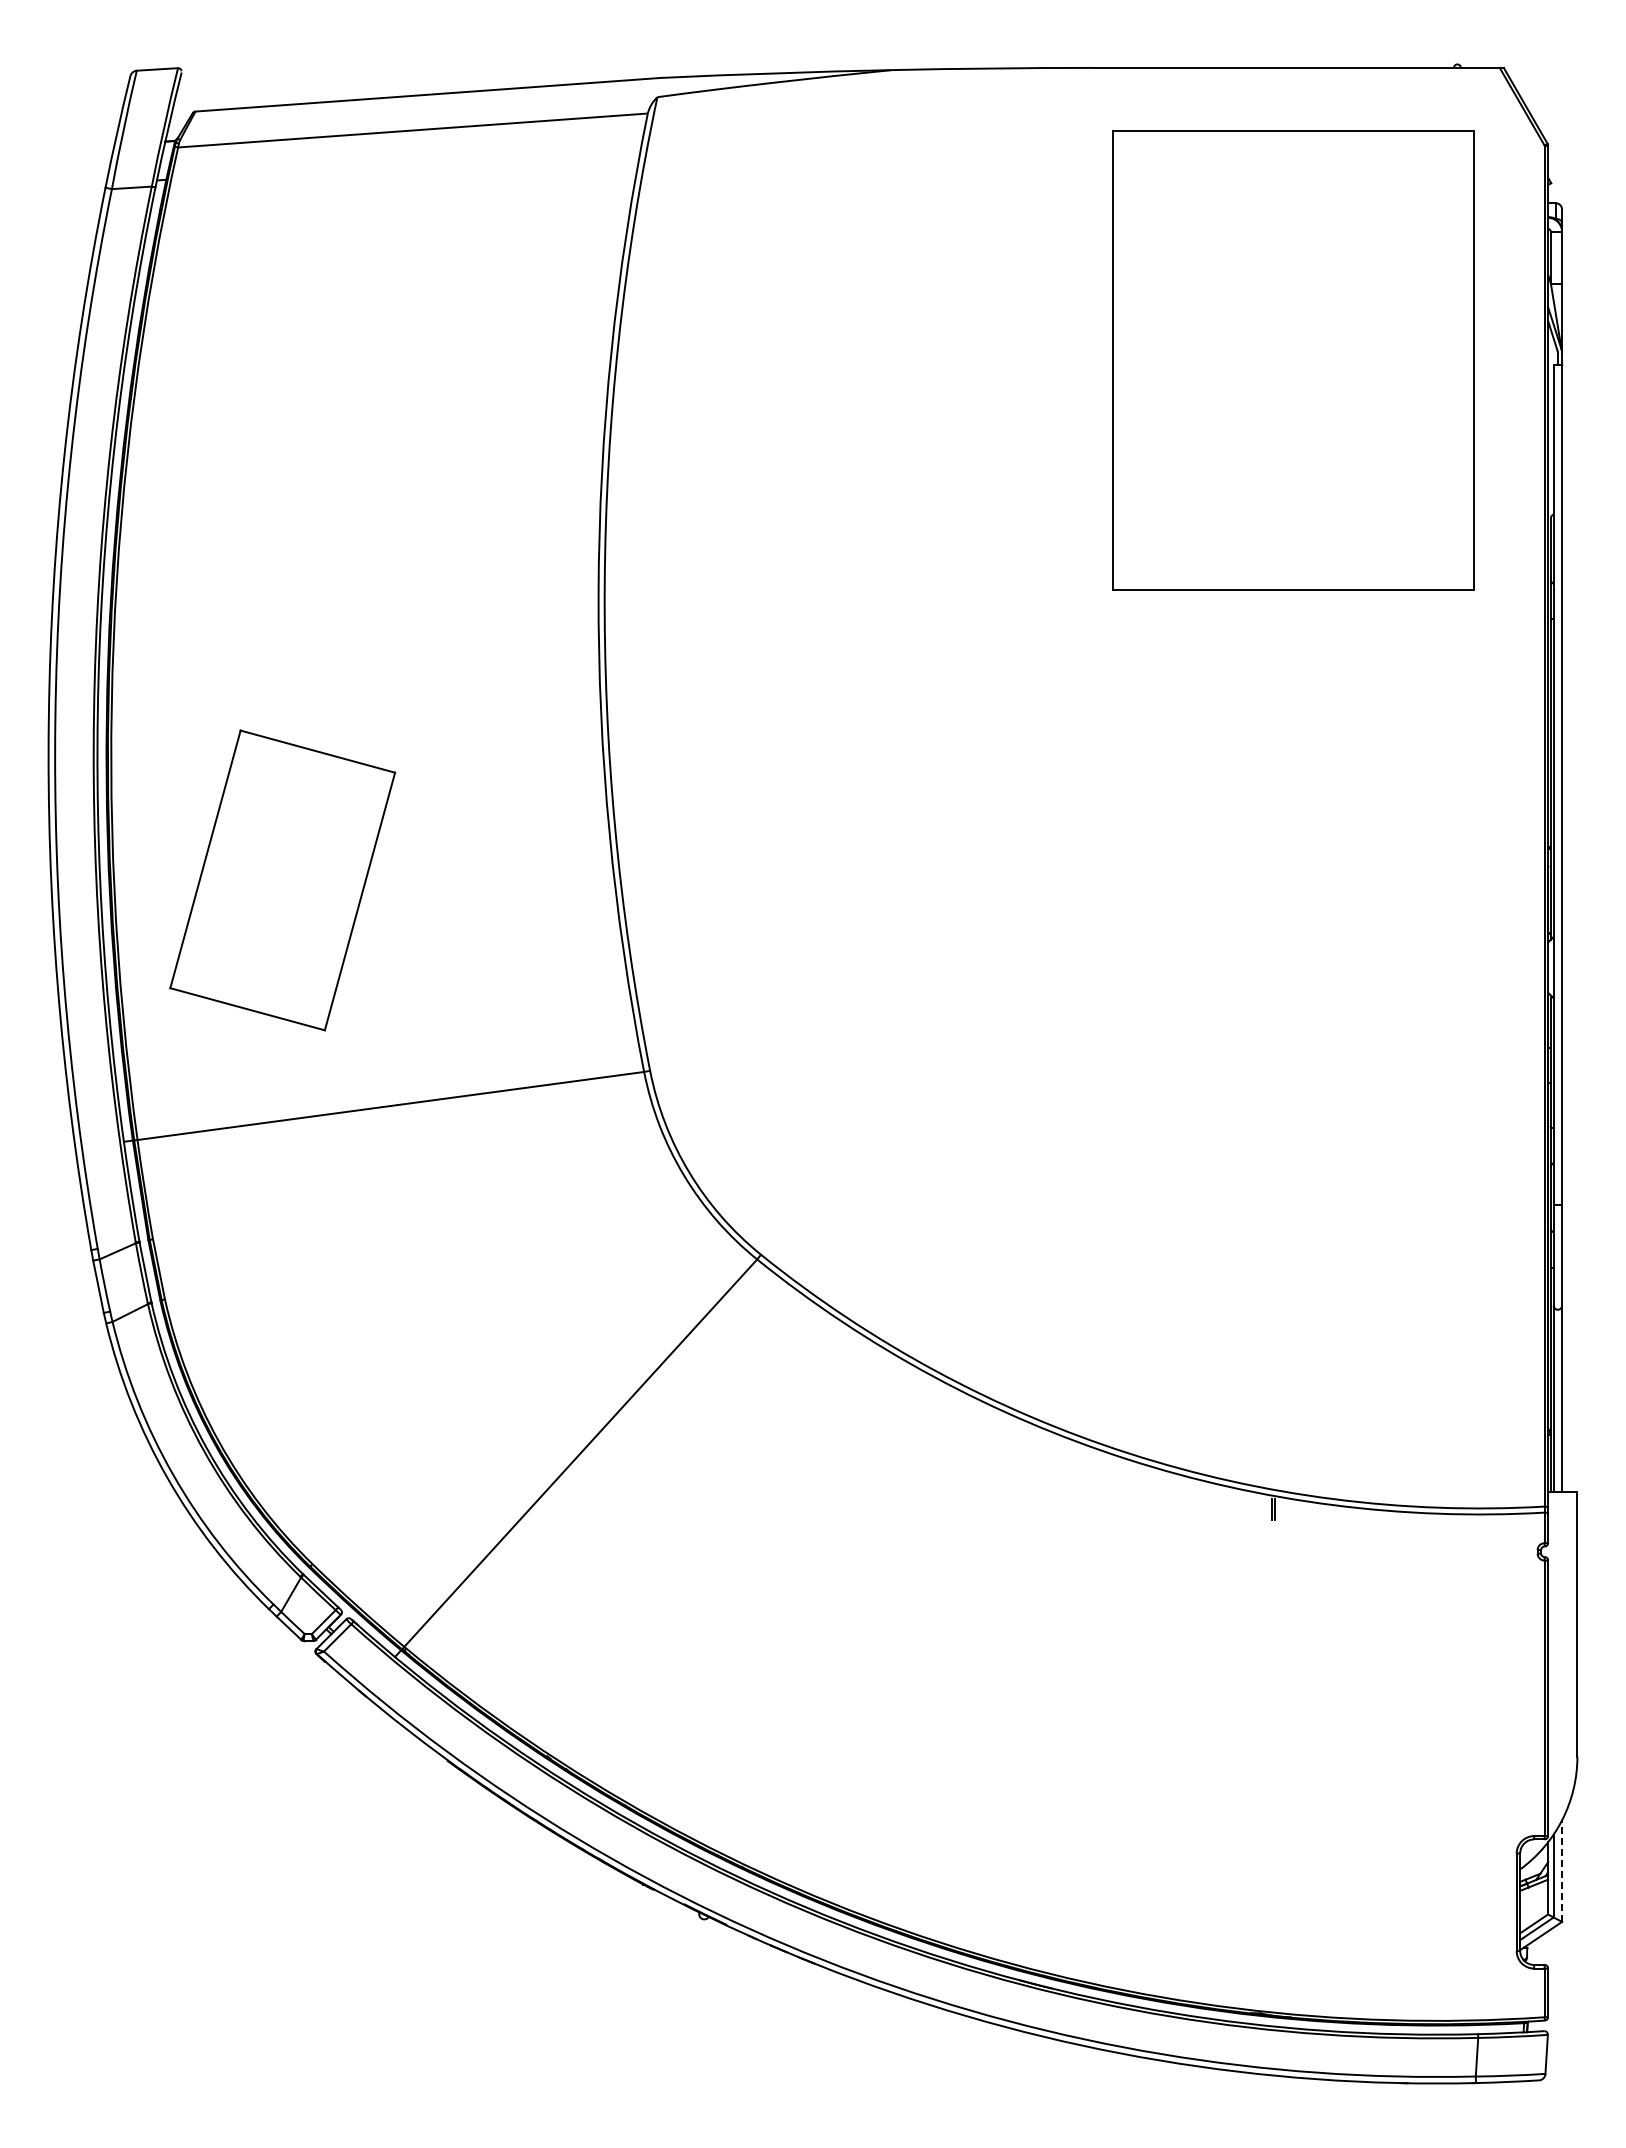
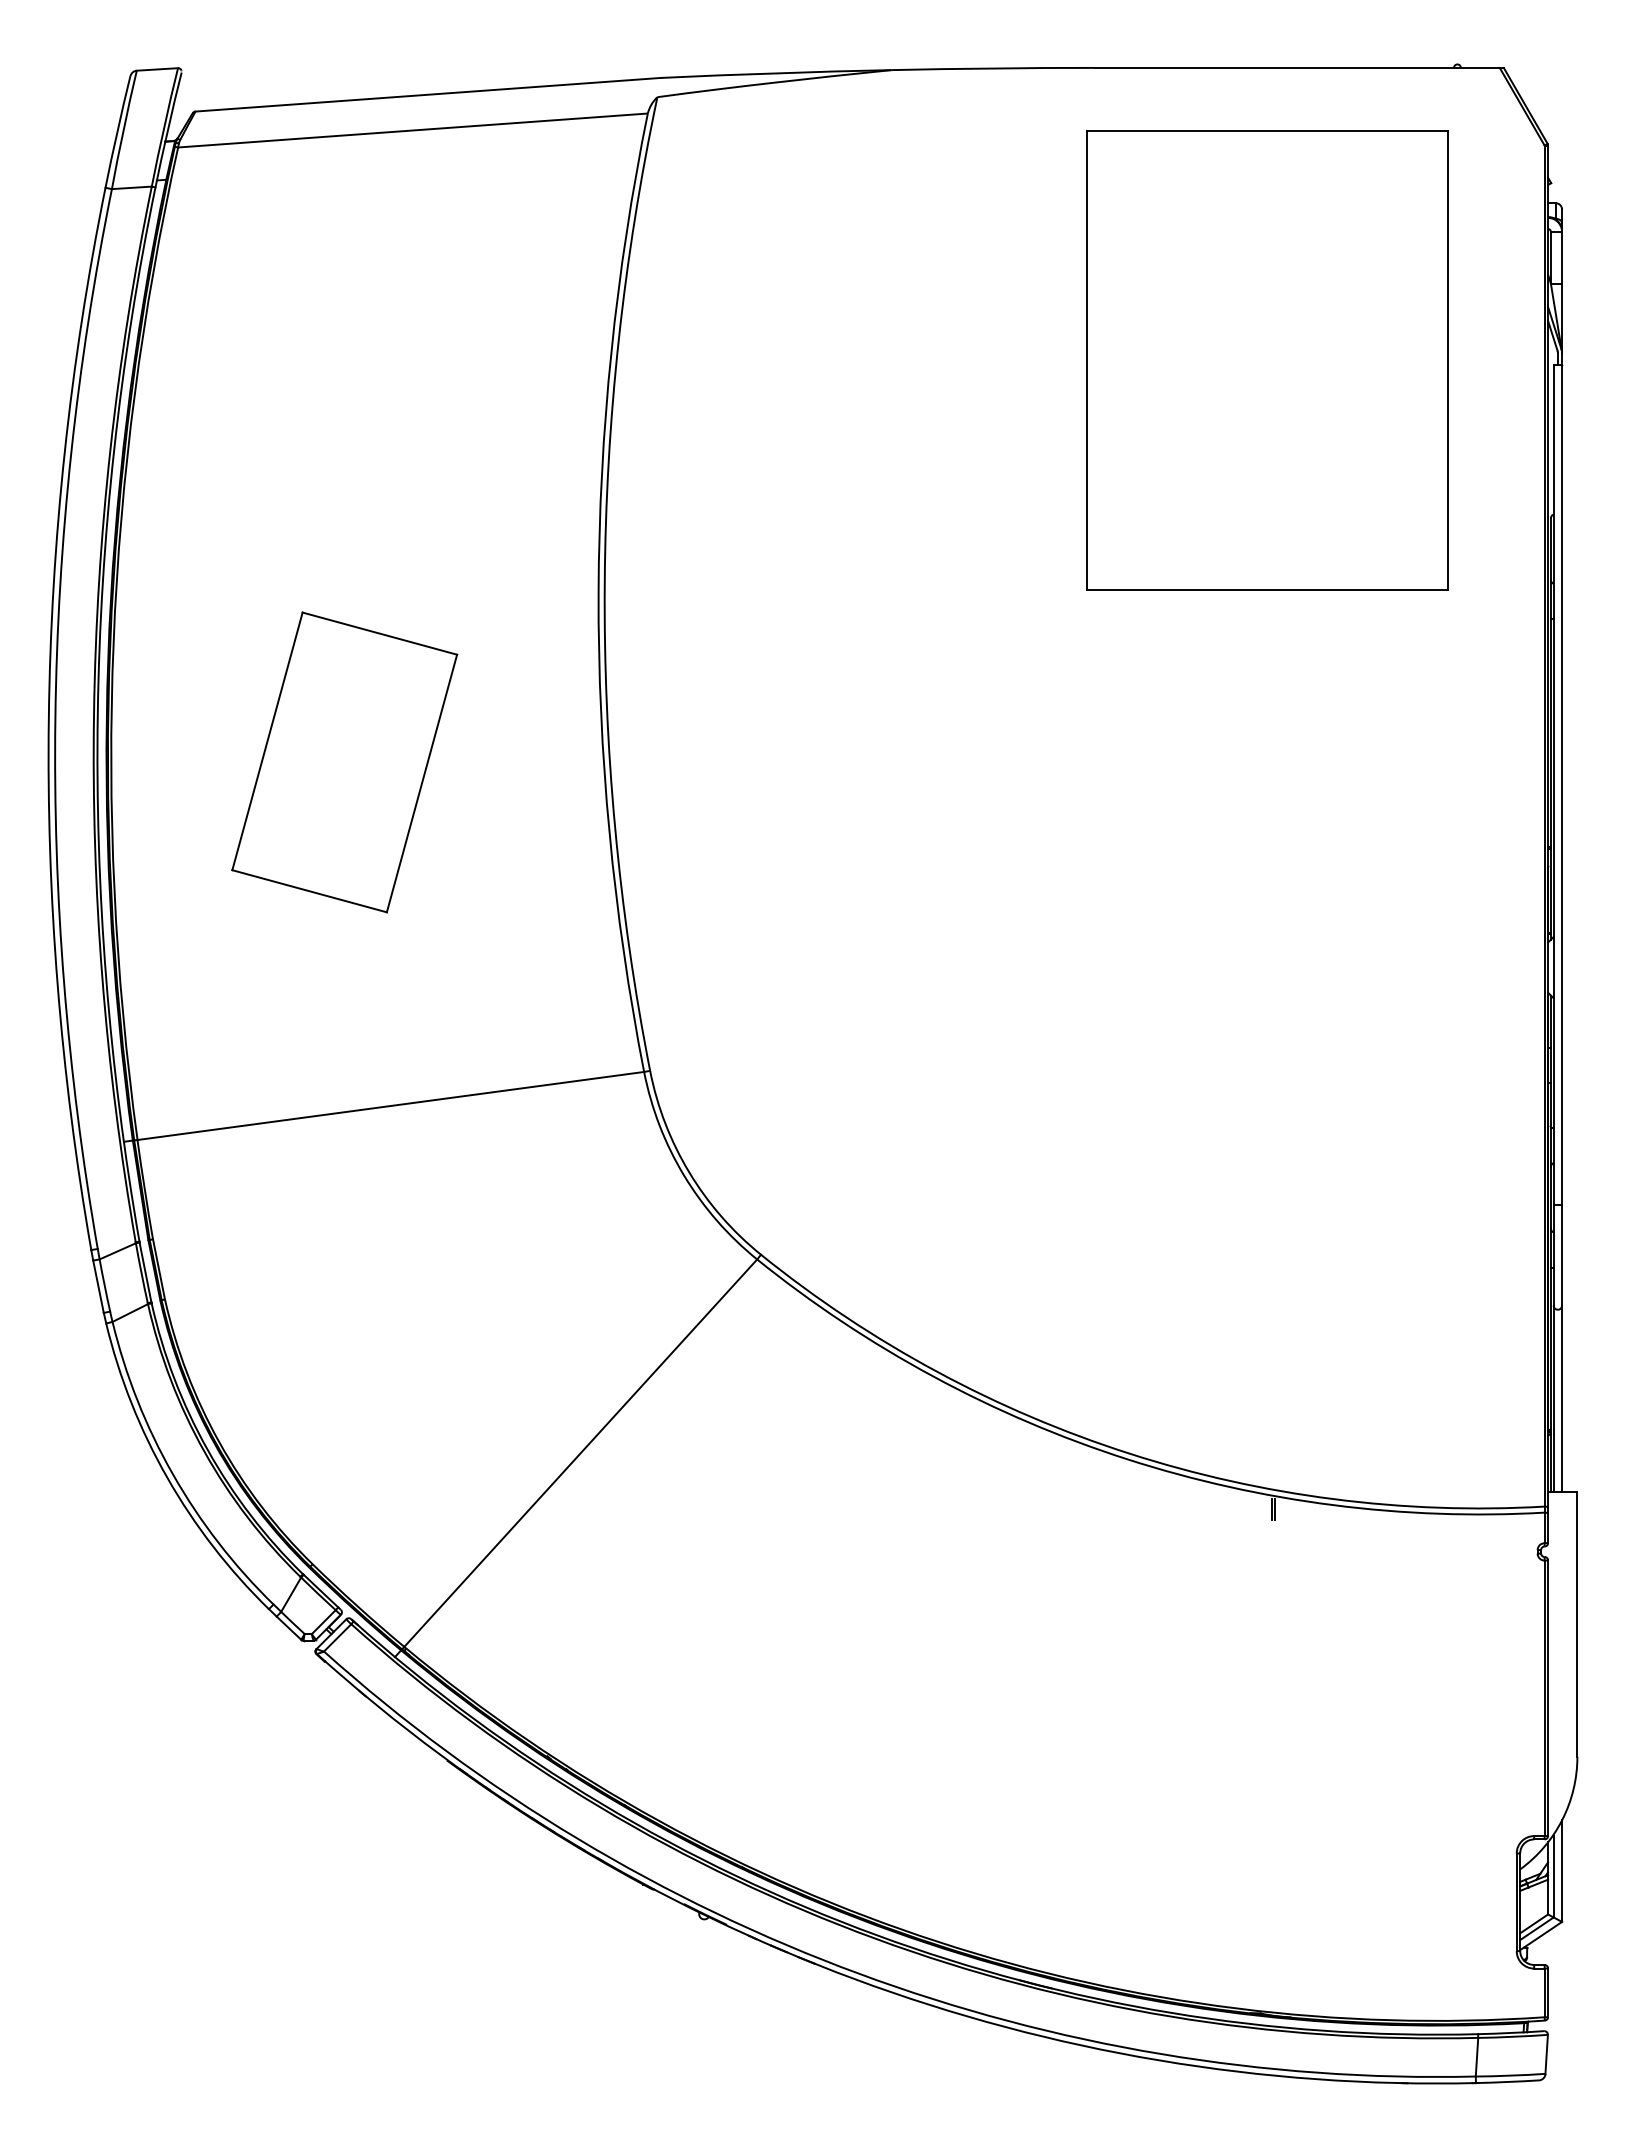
part position: (1293, 360) -> (1267, 360) (1267, 360)
part position: (282, 880) -> (344, 762) (344, 762)
line: dashed -> solid (1562, 1871)
